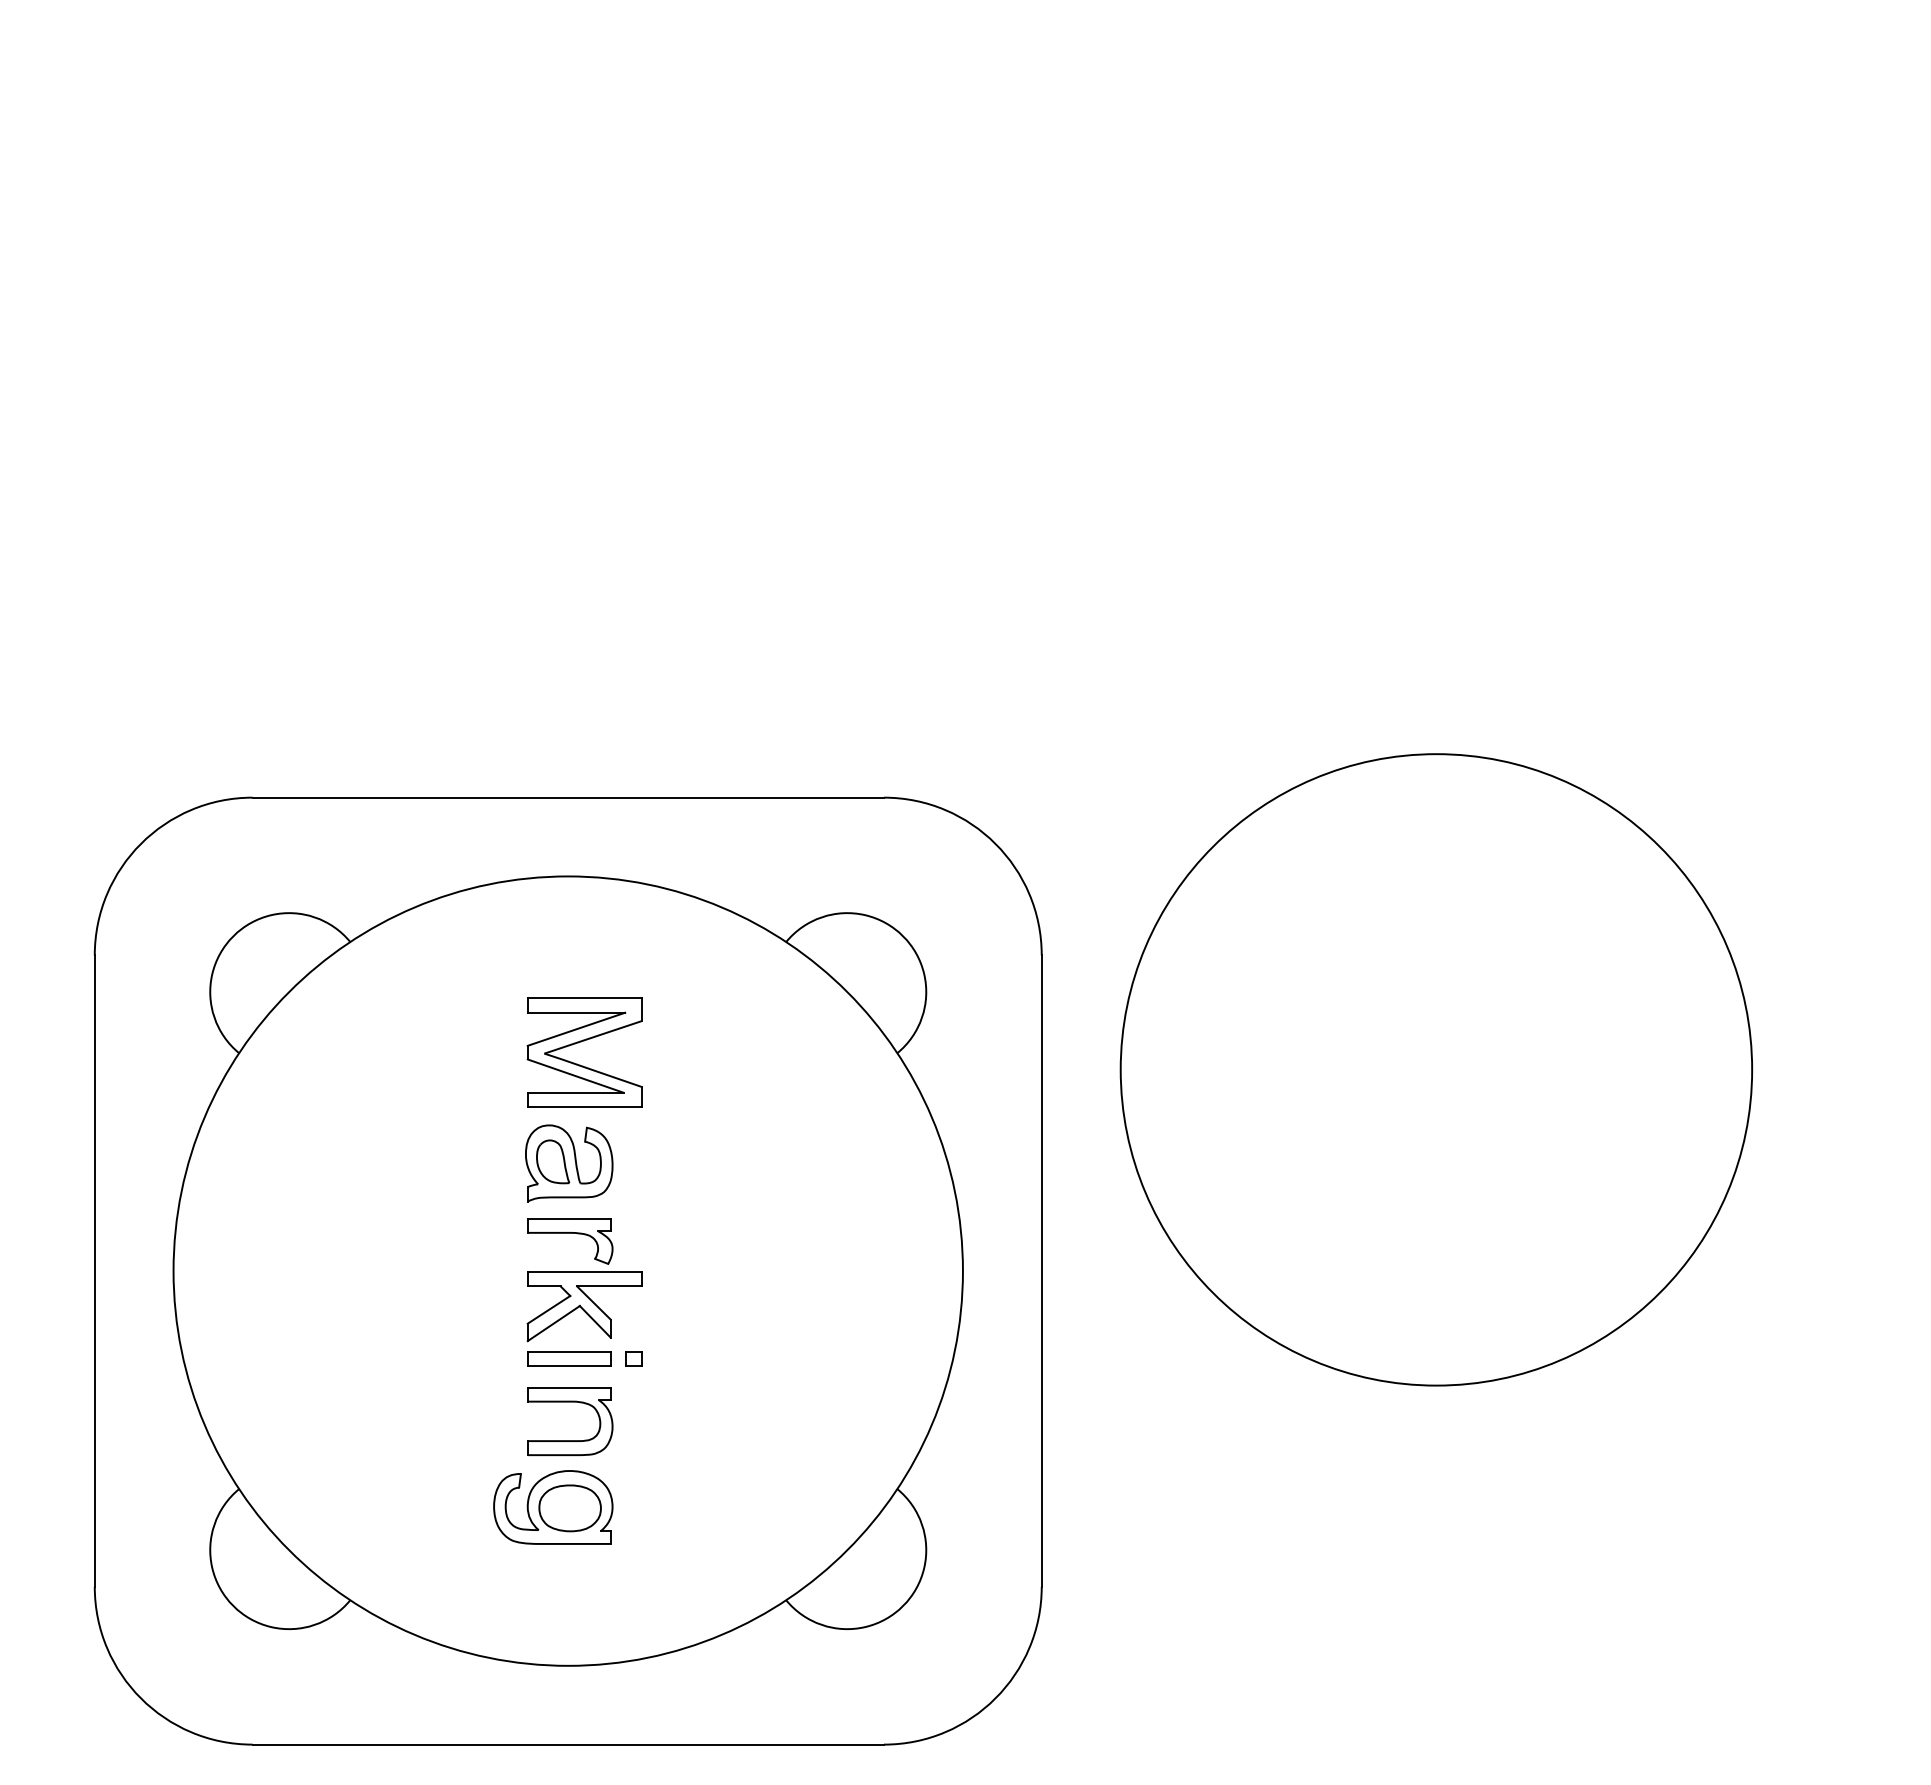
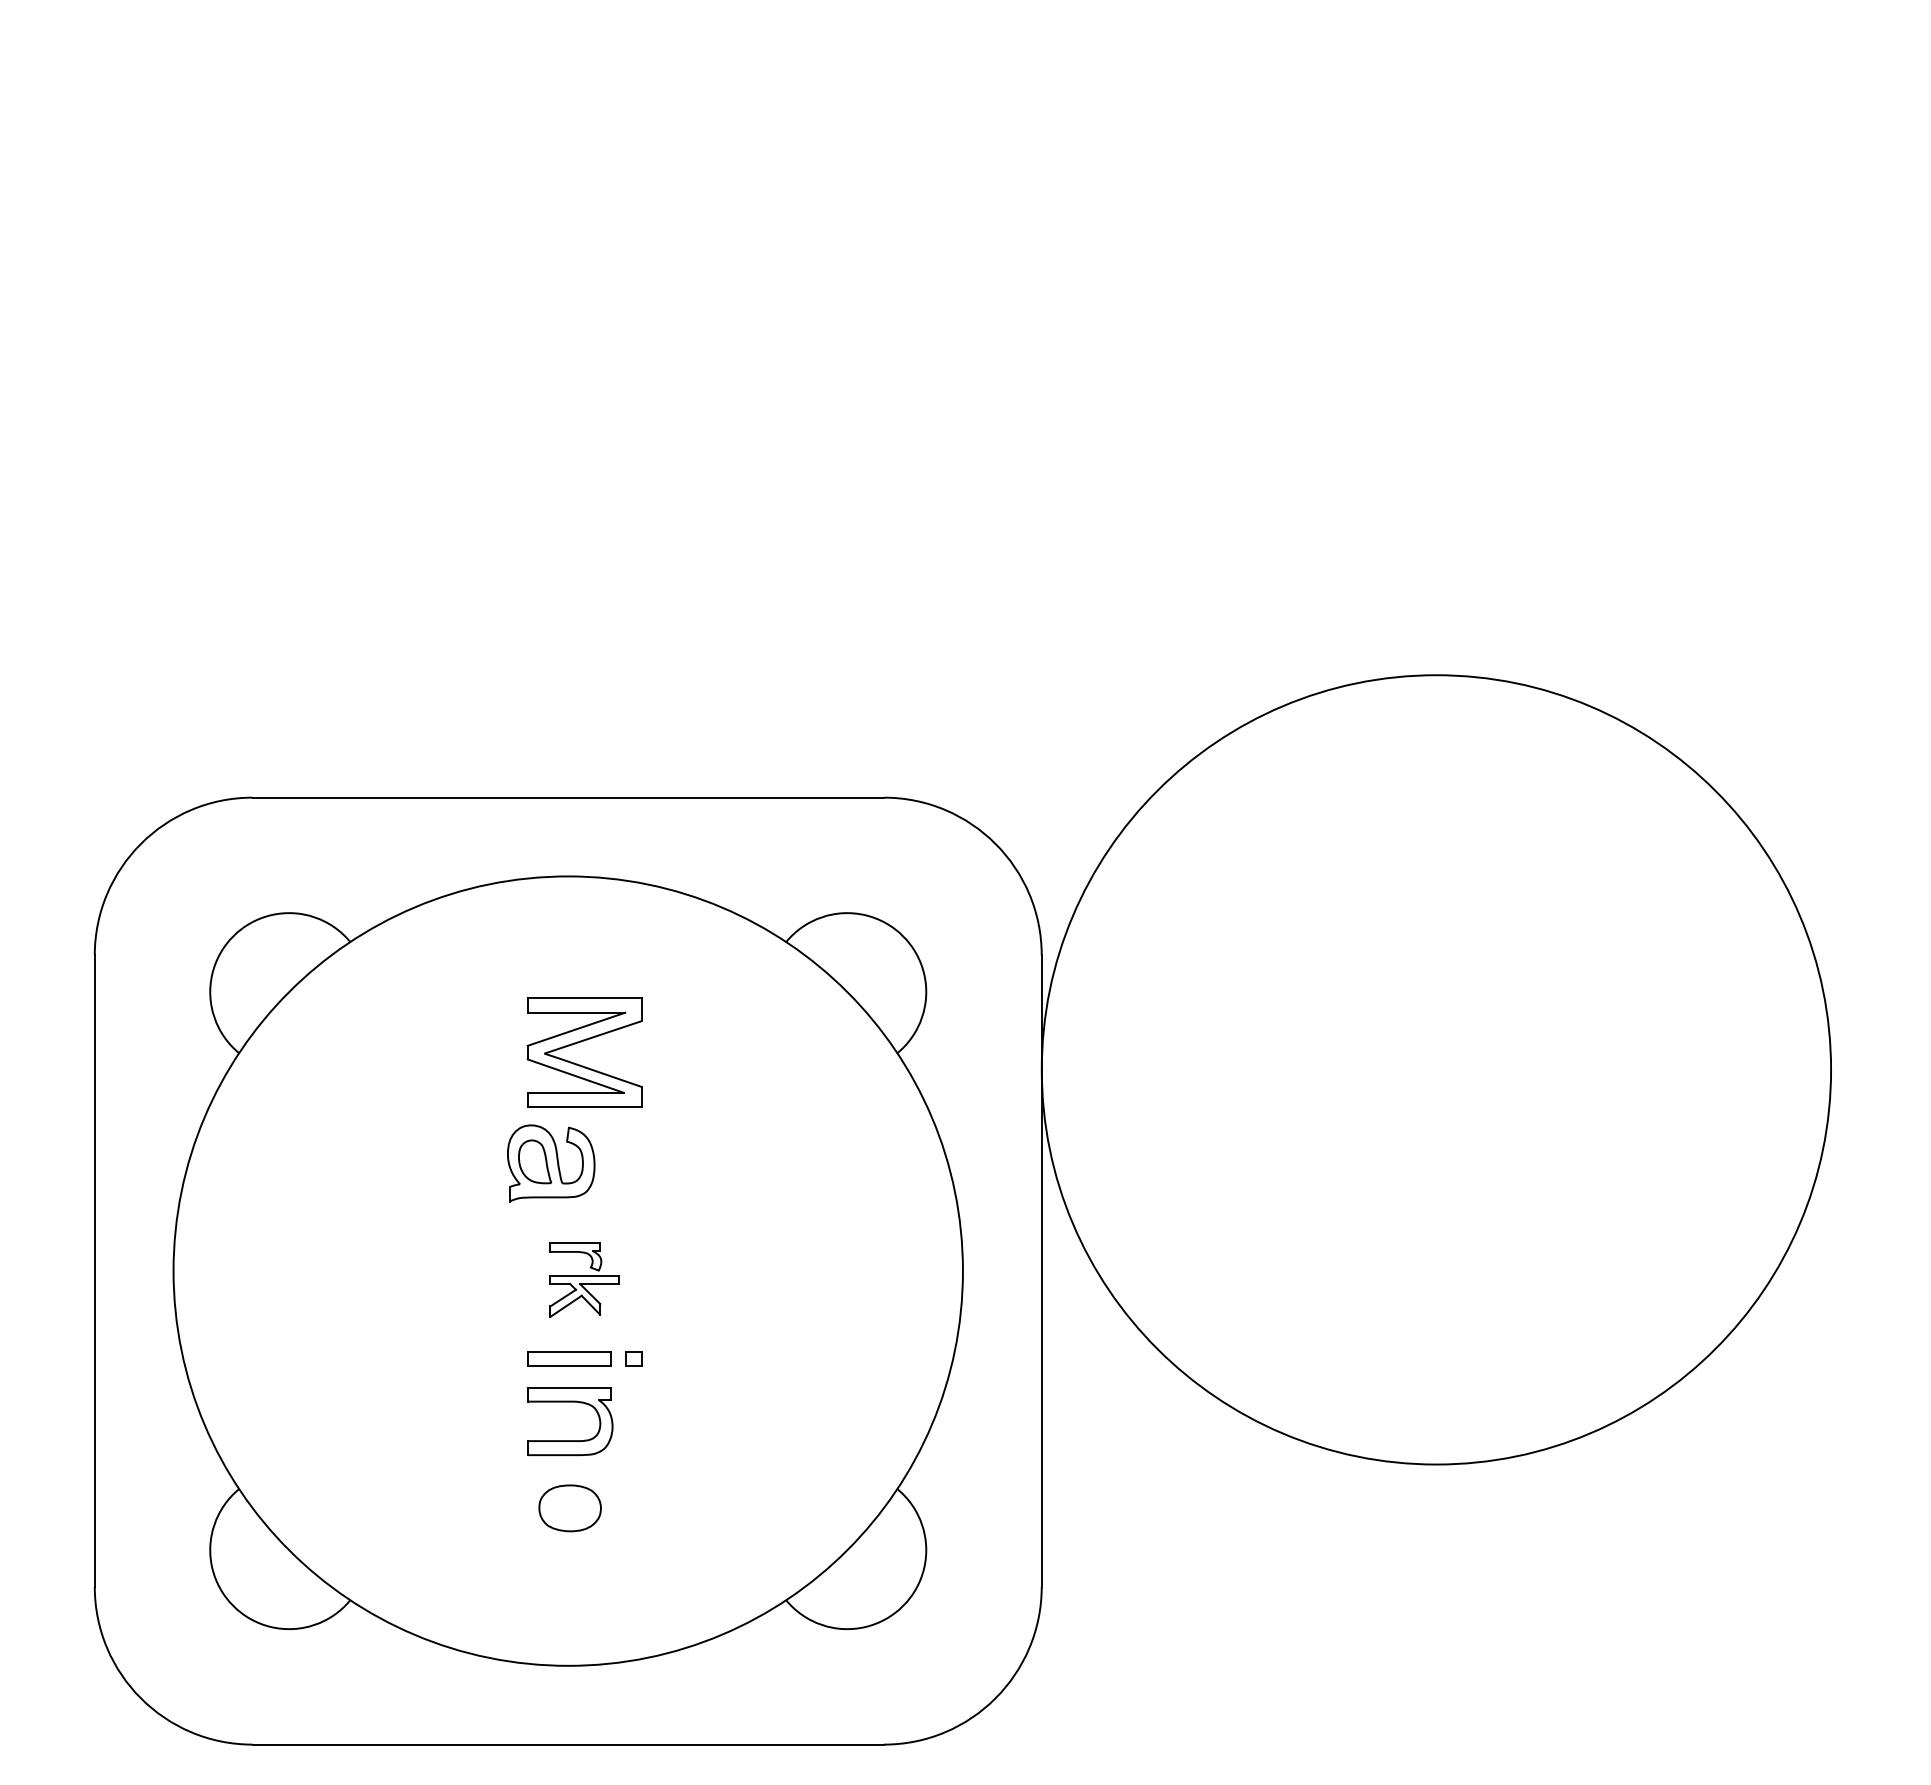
circle diameter: 631 px -> 789 px (1436, 1069)
part position: (569, 1163) -> (551, 1163) (551, 1163)
part size: 117x125 px -> 71x76 px (584, 1279)
part: present -> none (553, 1507)
